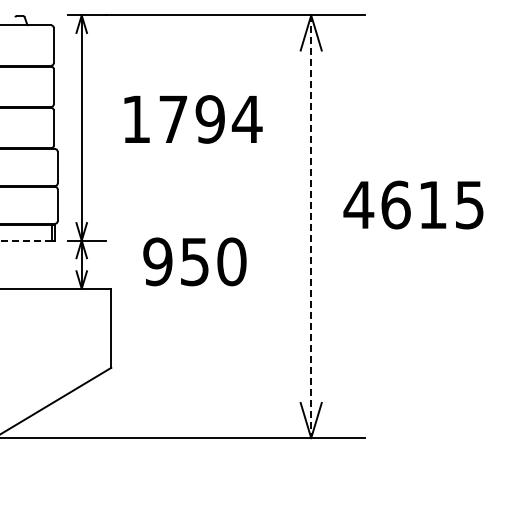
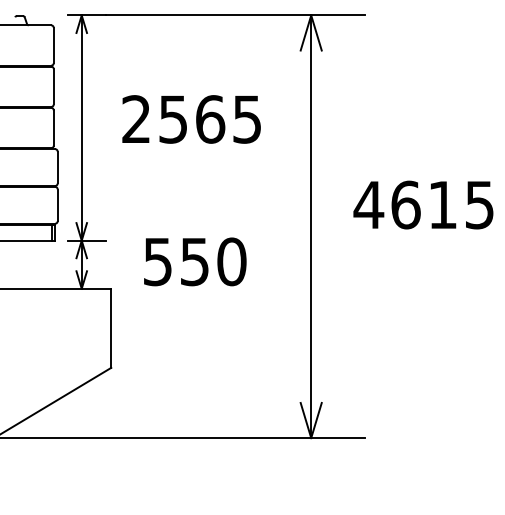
text: 1794 -> 2565 (192, 119)
text position: (413, 204) -> (423, 204) (423, 204)
line: dashed -> solid (311, 227)
line: dashed -> solid (25, 241)
text: 950 -> 550 (157, 261)
